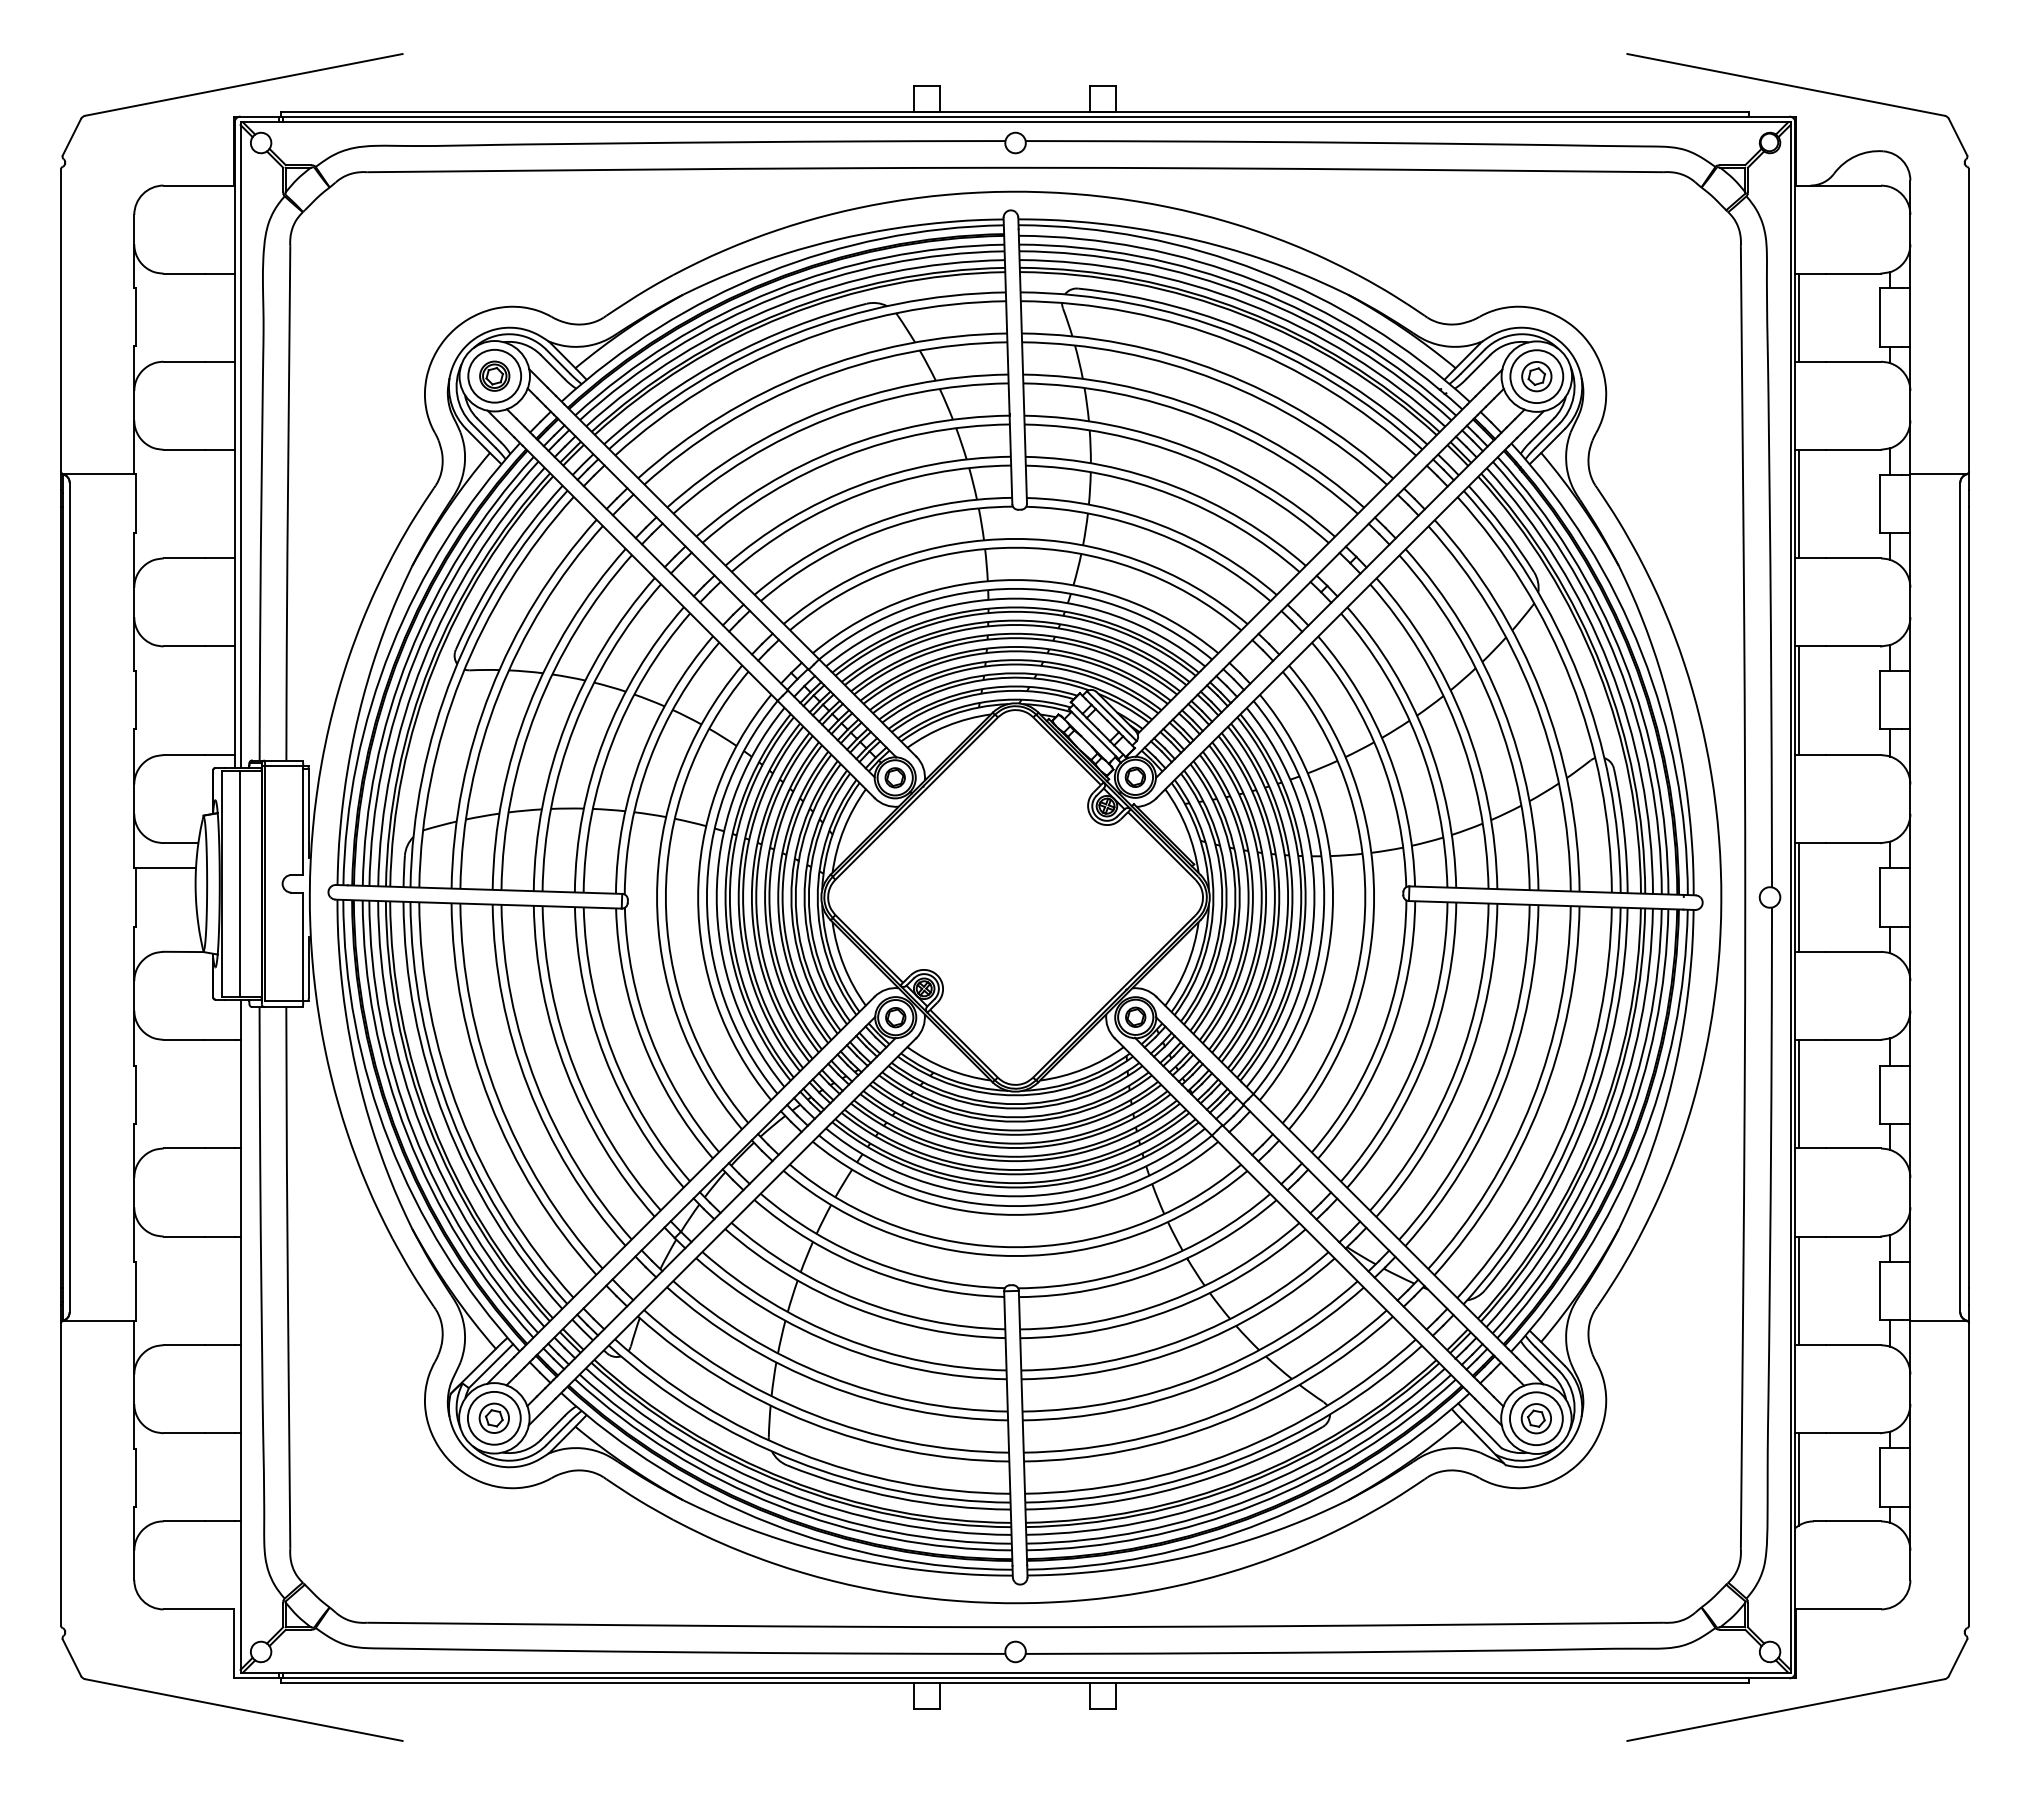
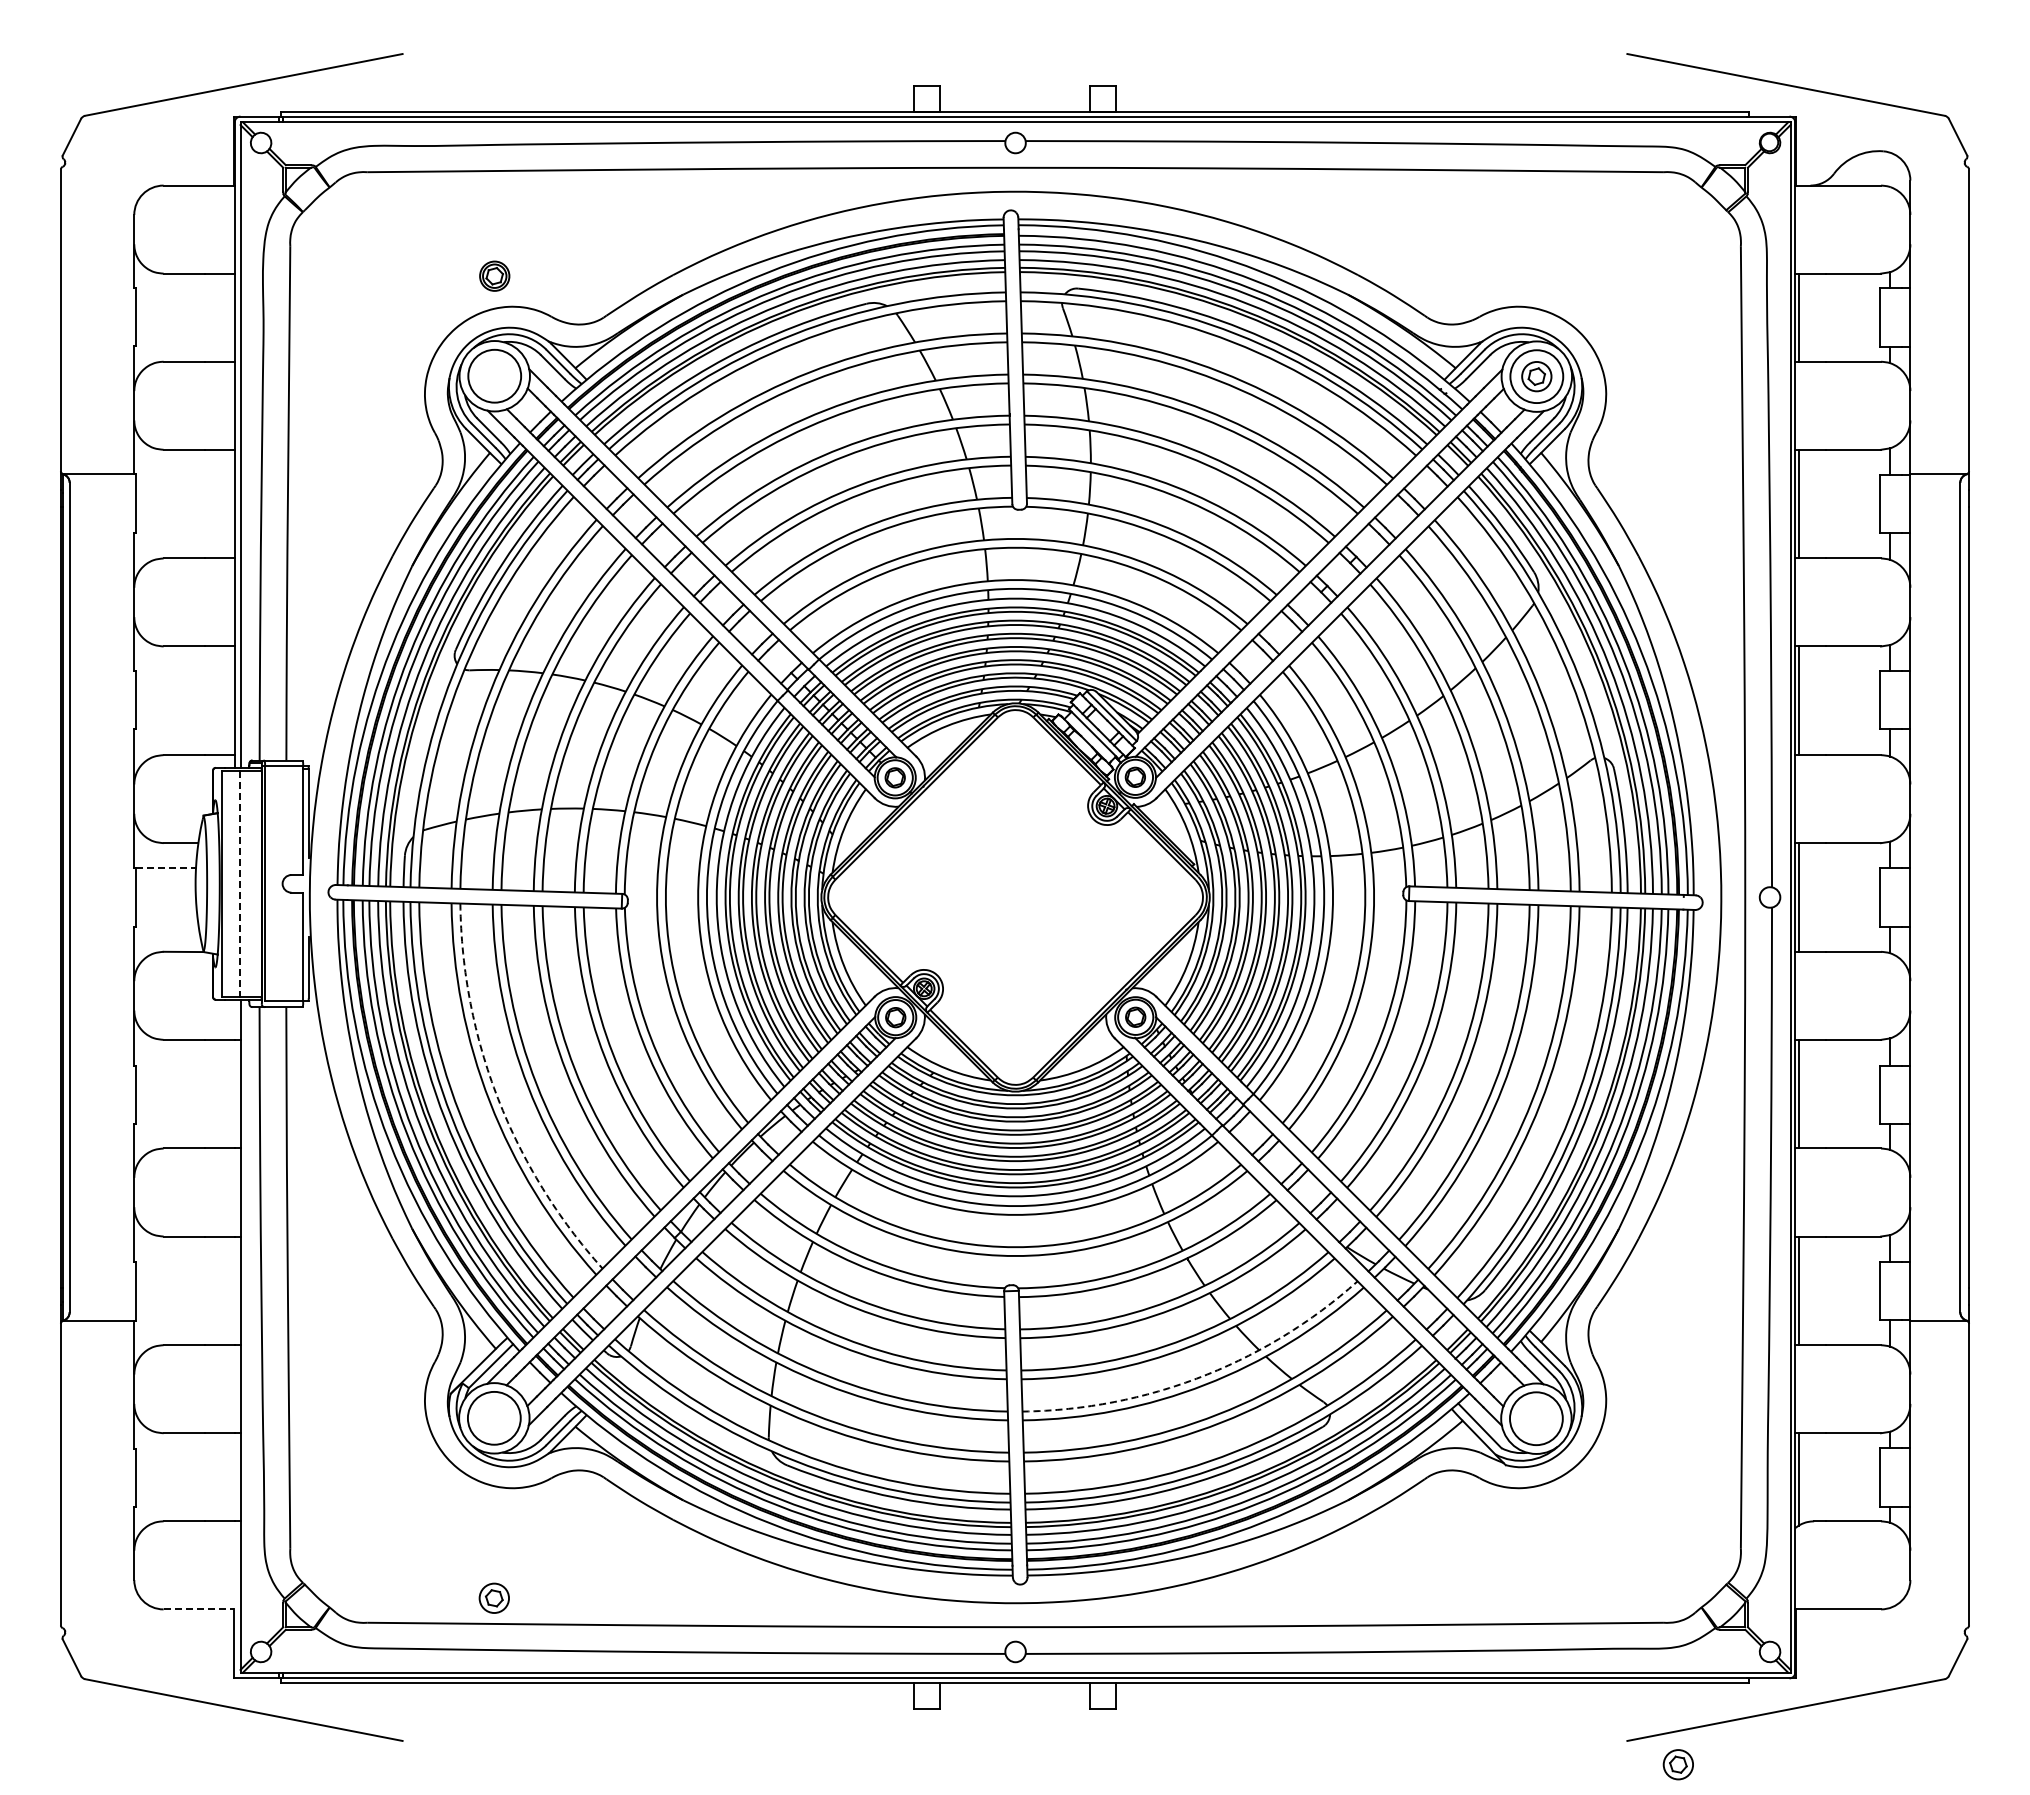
part position: (494, 375) -> (494, 275) (494, 275)
line: solid -> dashed (166, 868)
line: solid -> dashed (240, 884)
arc: solid -> dashed (498, 1099)
arc: solid -> dashed (1201, 1376)
part position: (493, 1417) -> (493, 1597) (493, 1597)
part position: (1535, 1418) -> (1677, 1764) (1677, 1764)
line: solid -> dashed (199, 1609)
